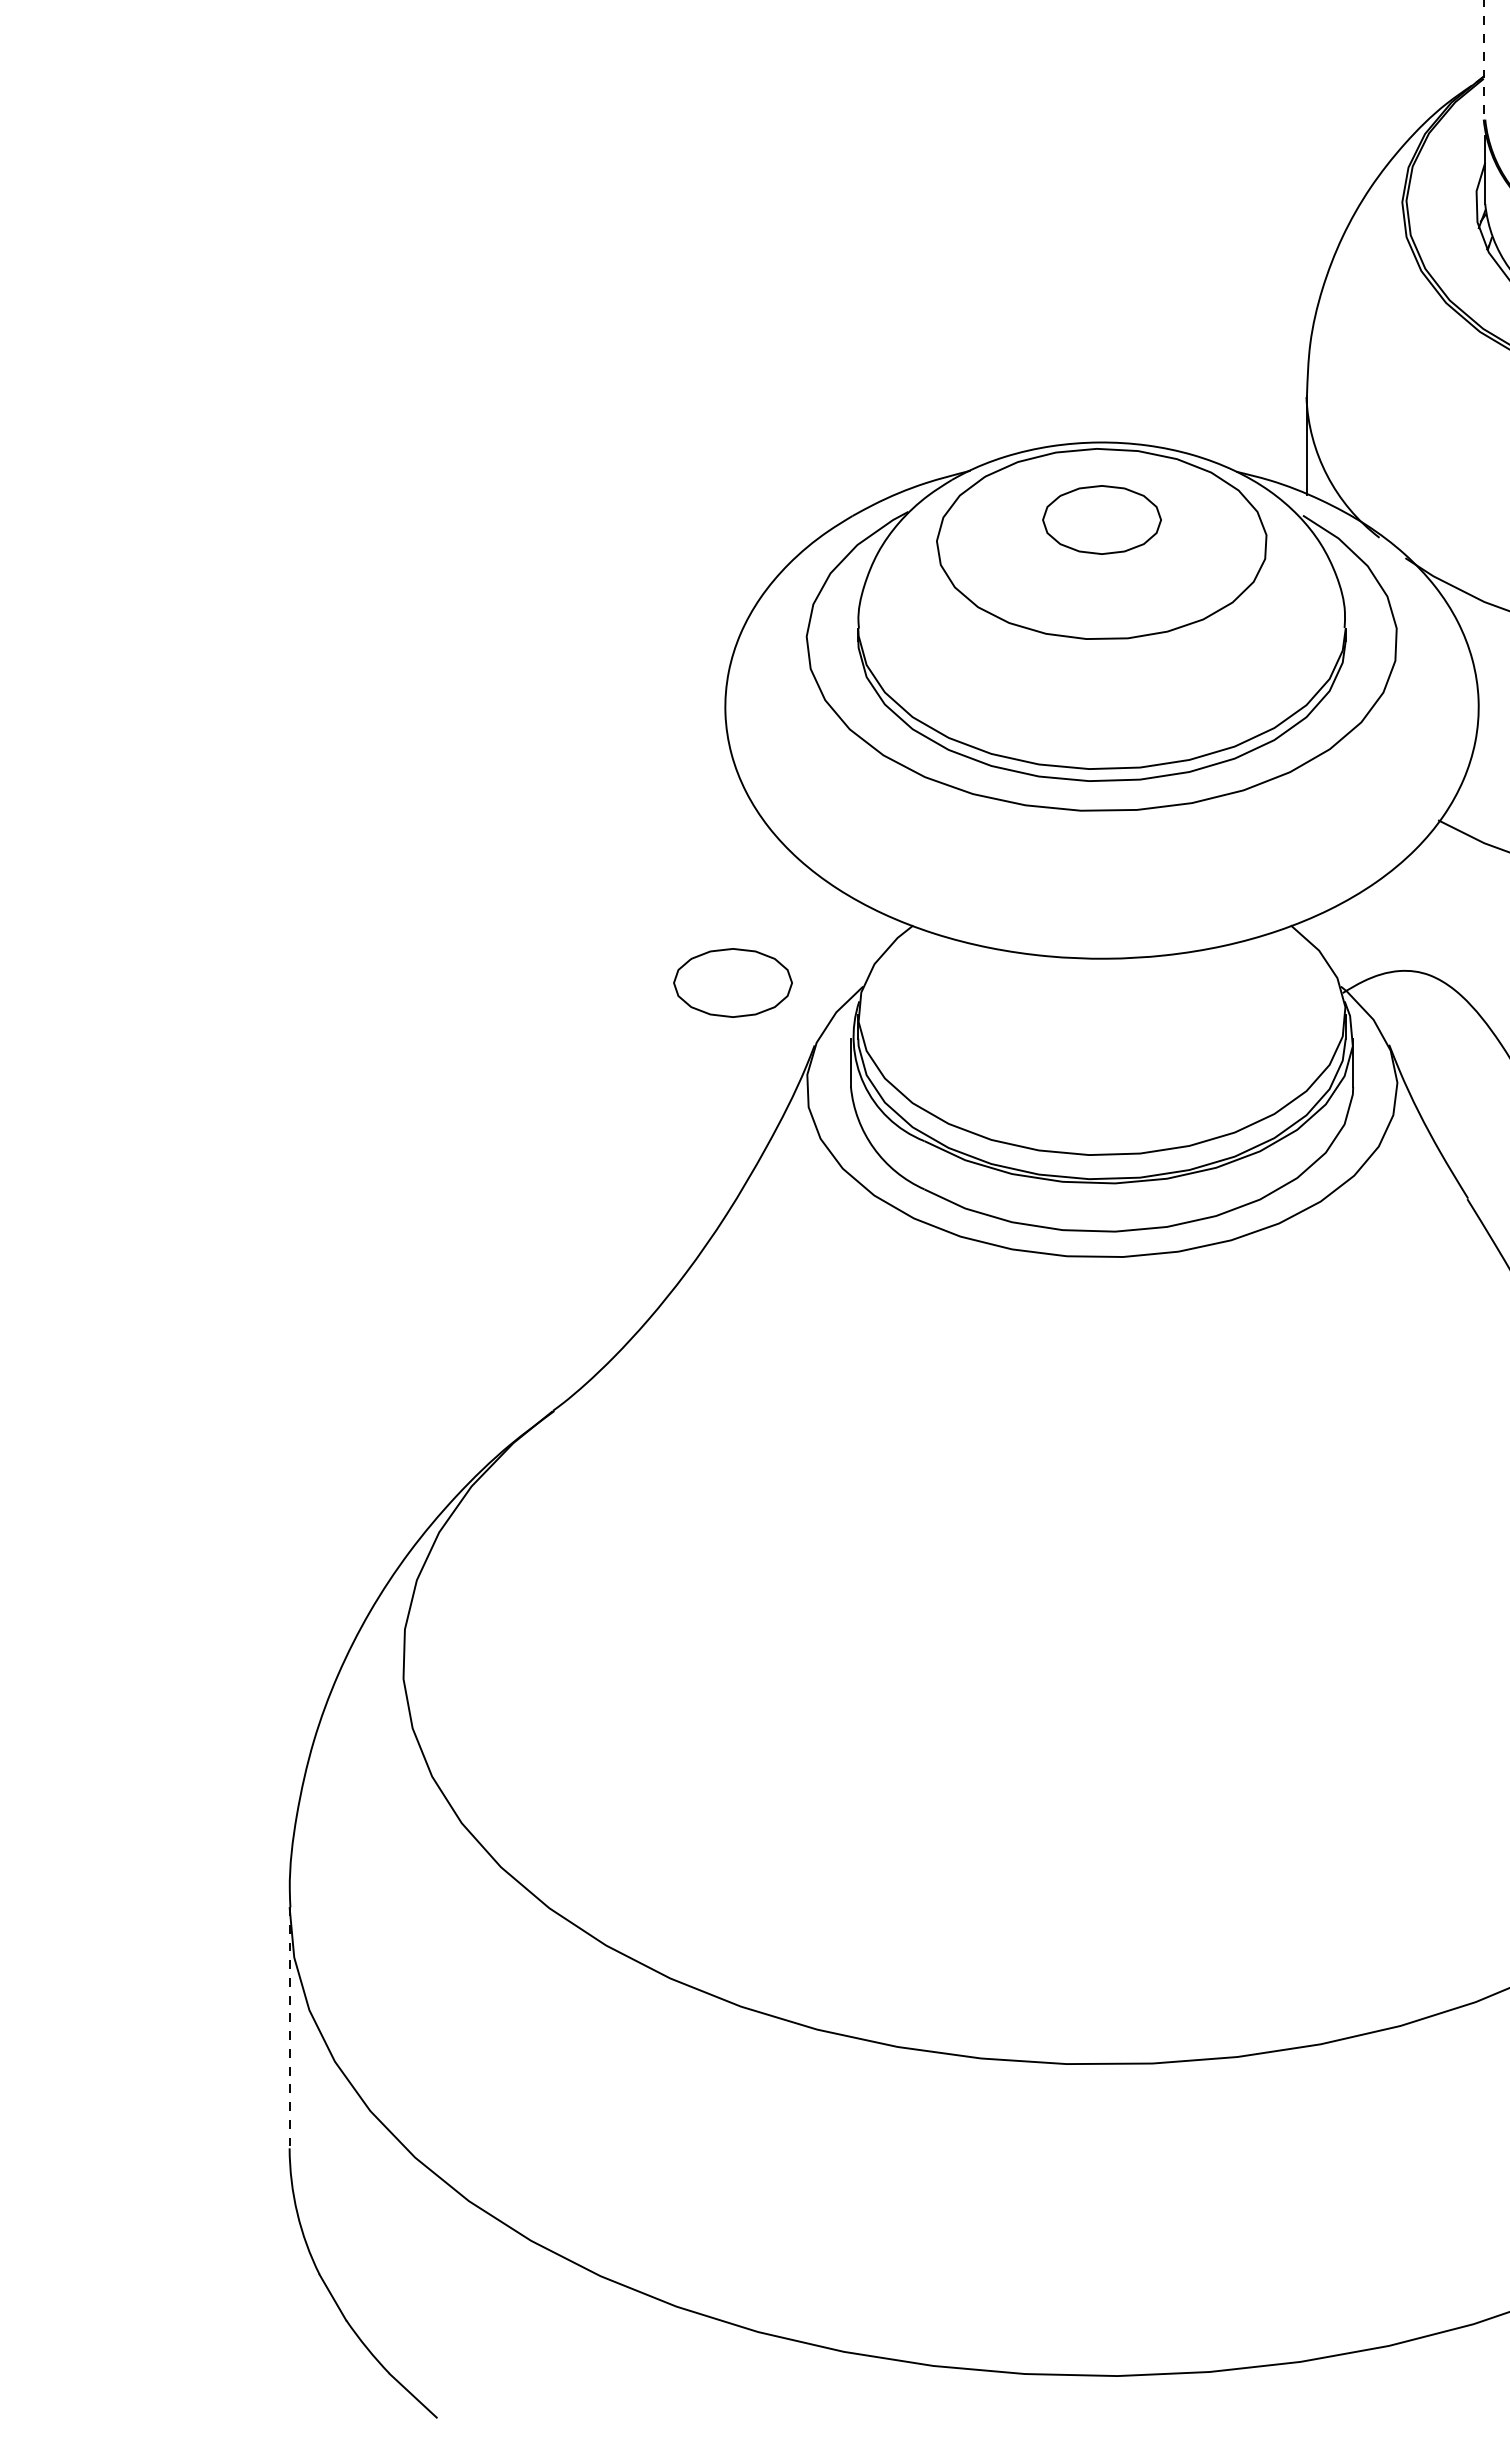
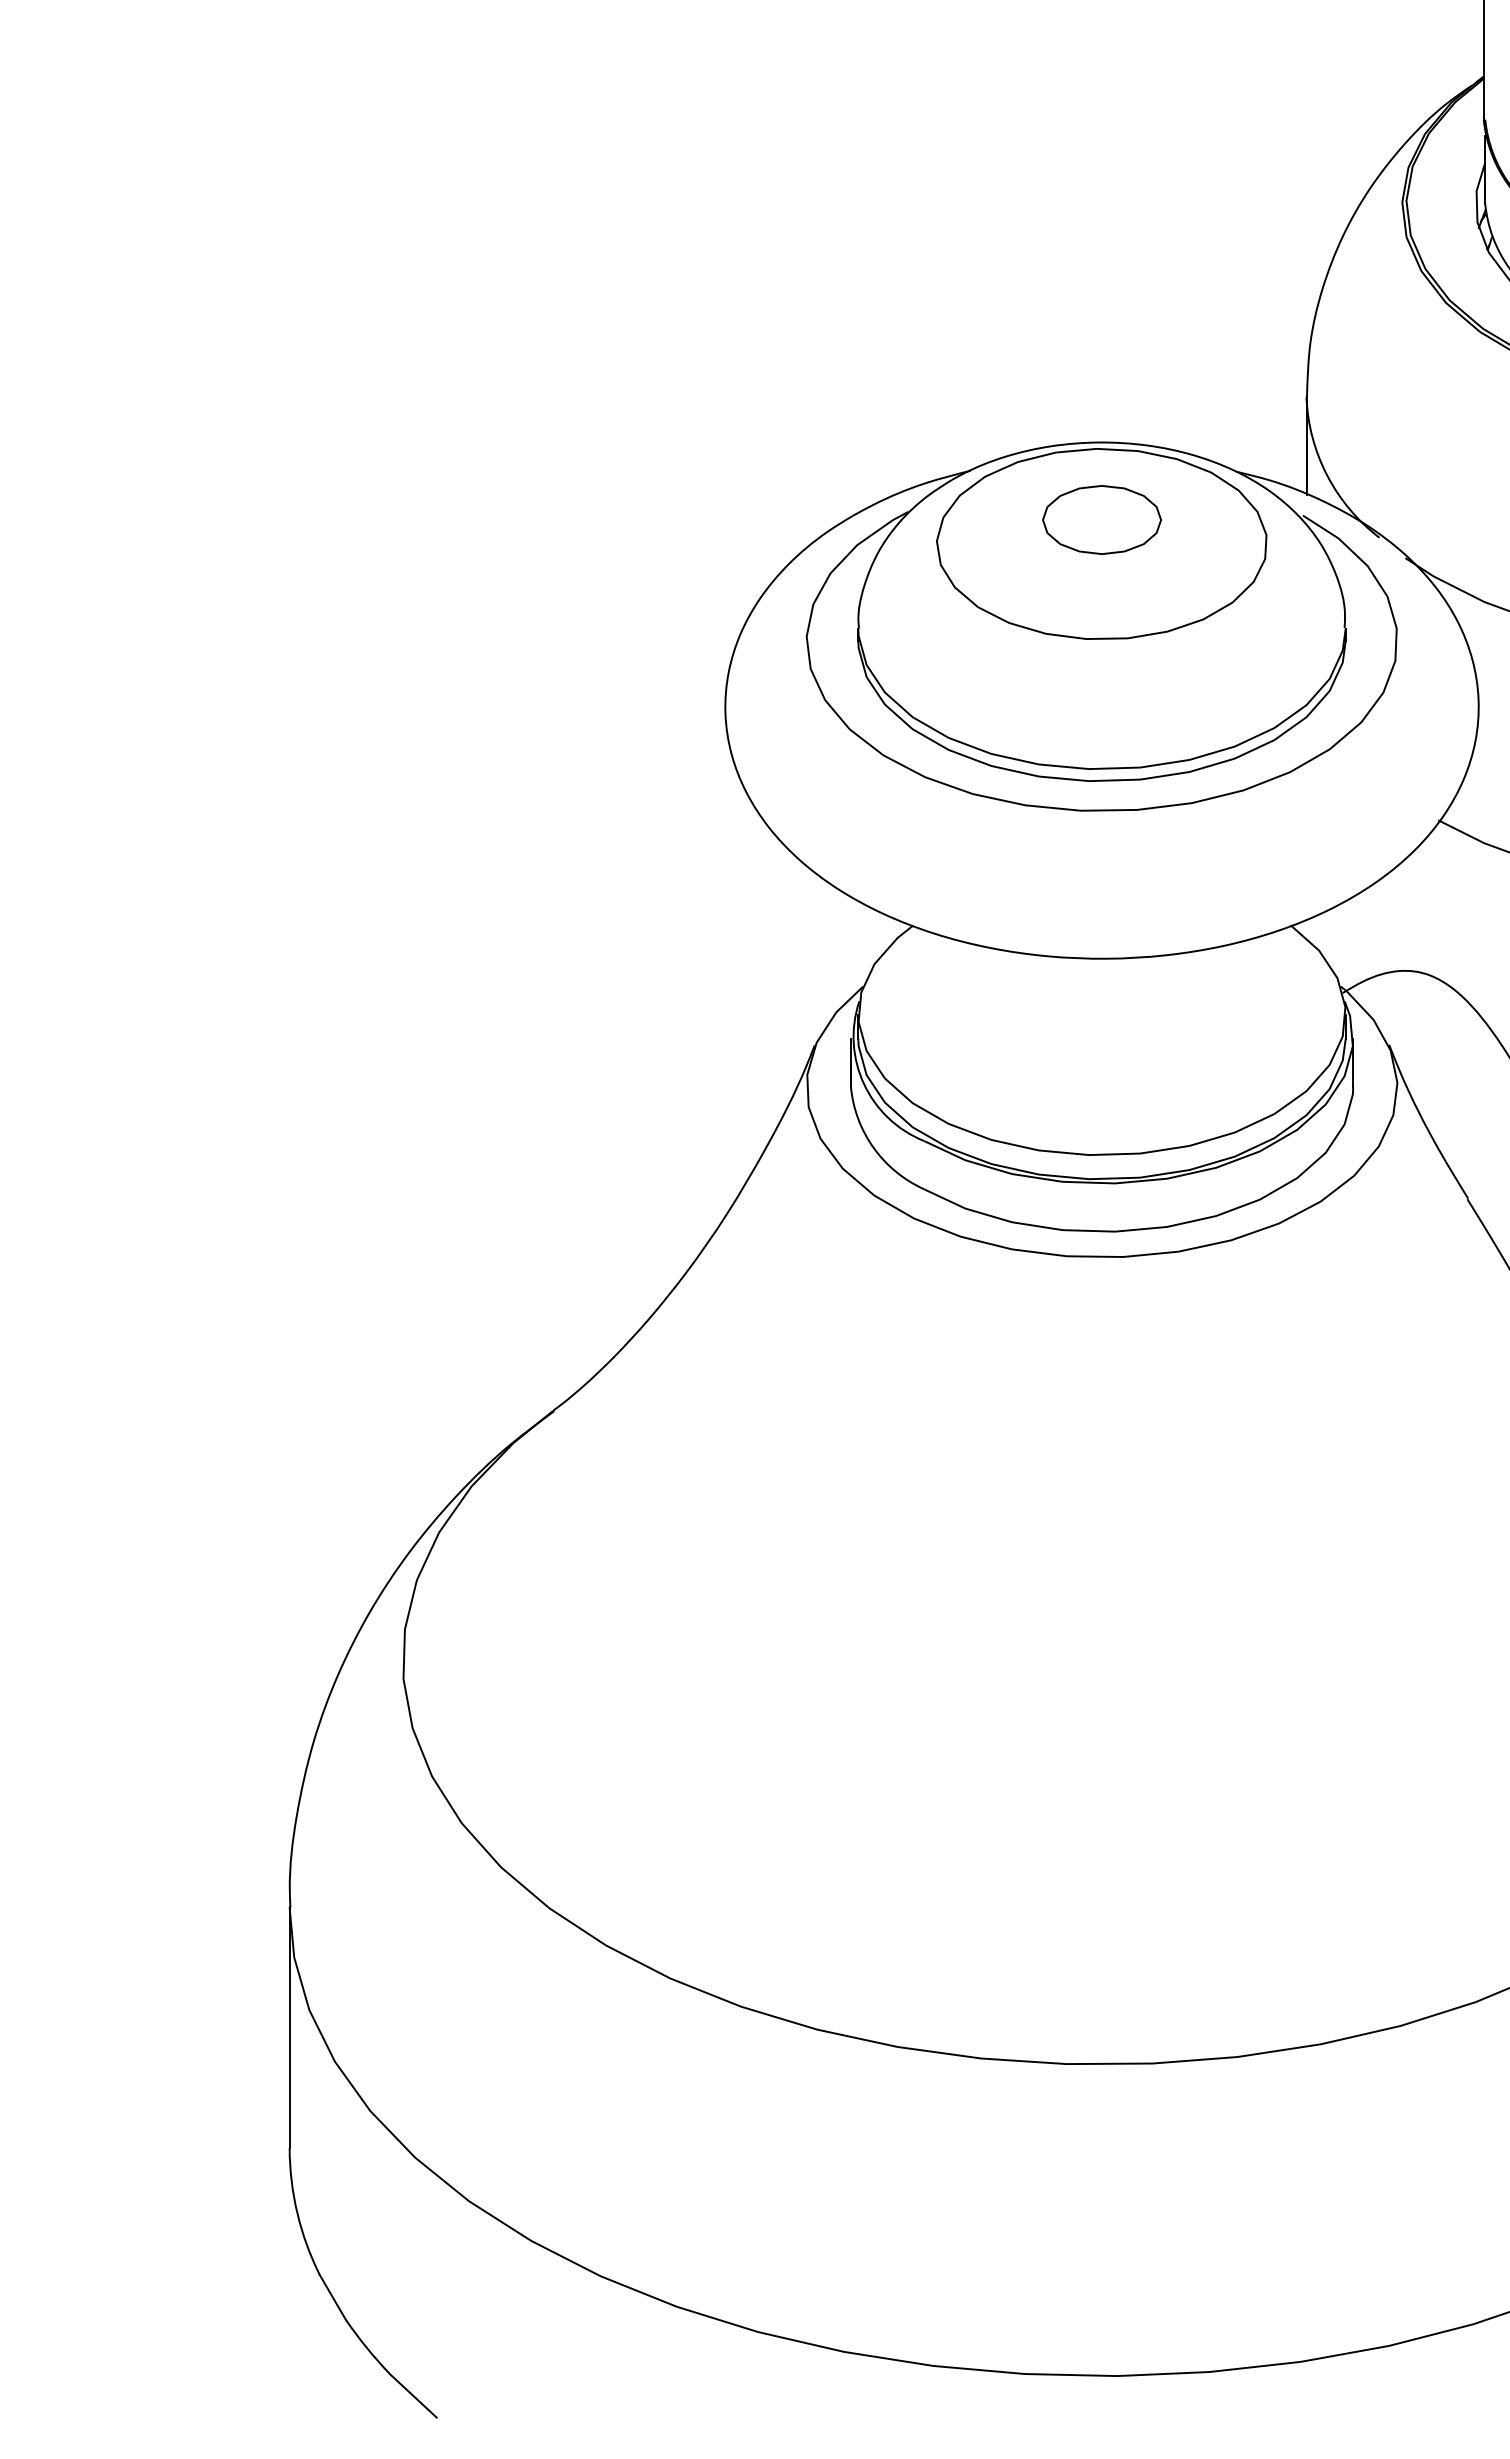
line: dashed -> solid (1483, 60)
part: present -> none (732, 982)
line: dashed -> solid (289, 2027)
